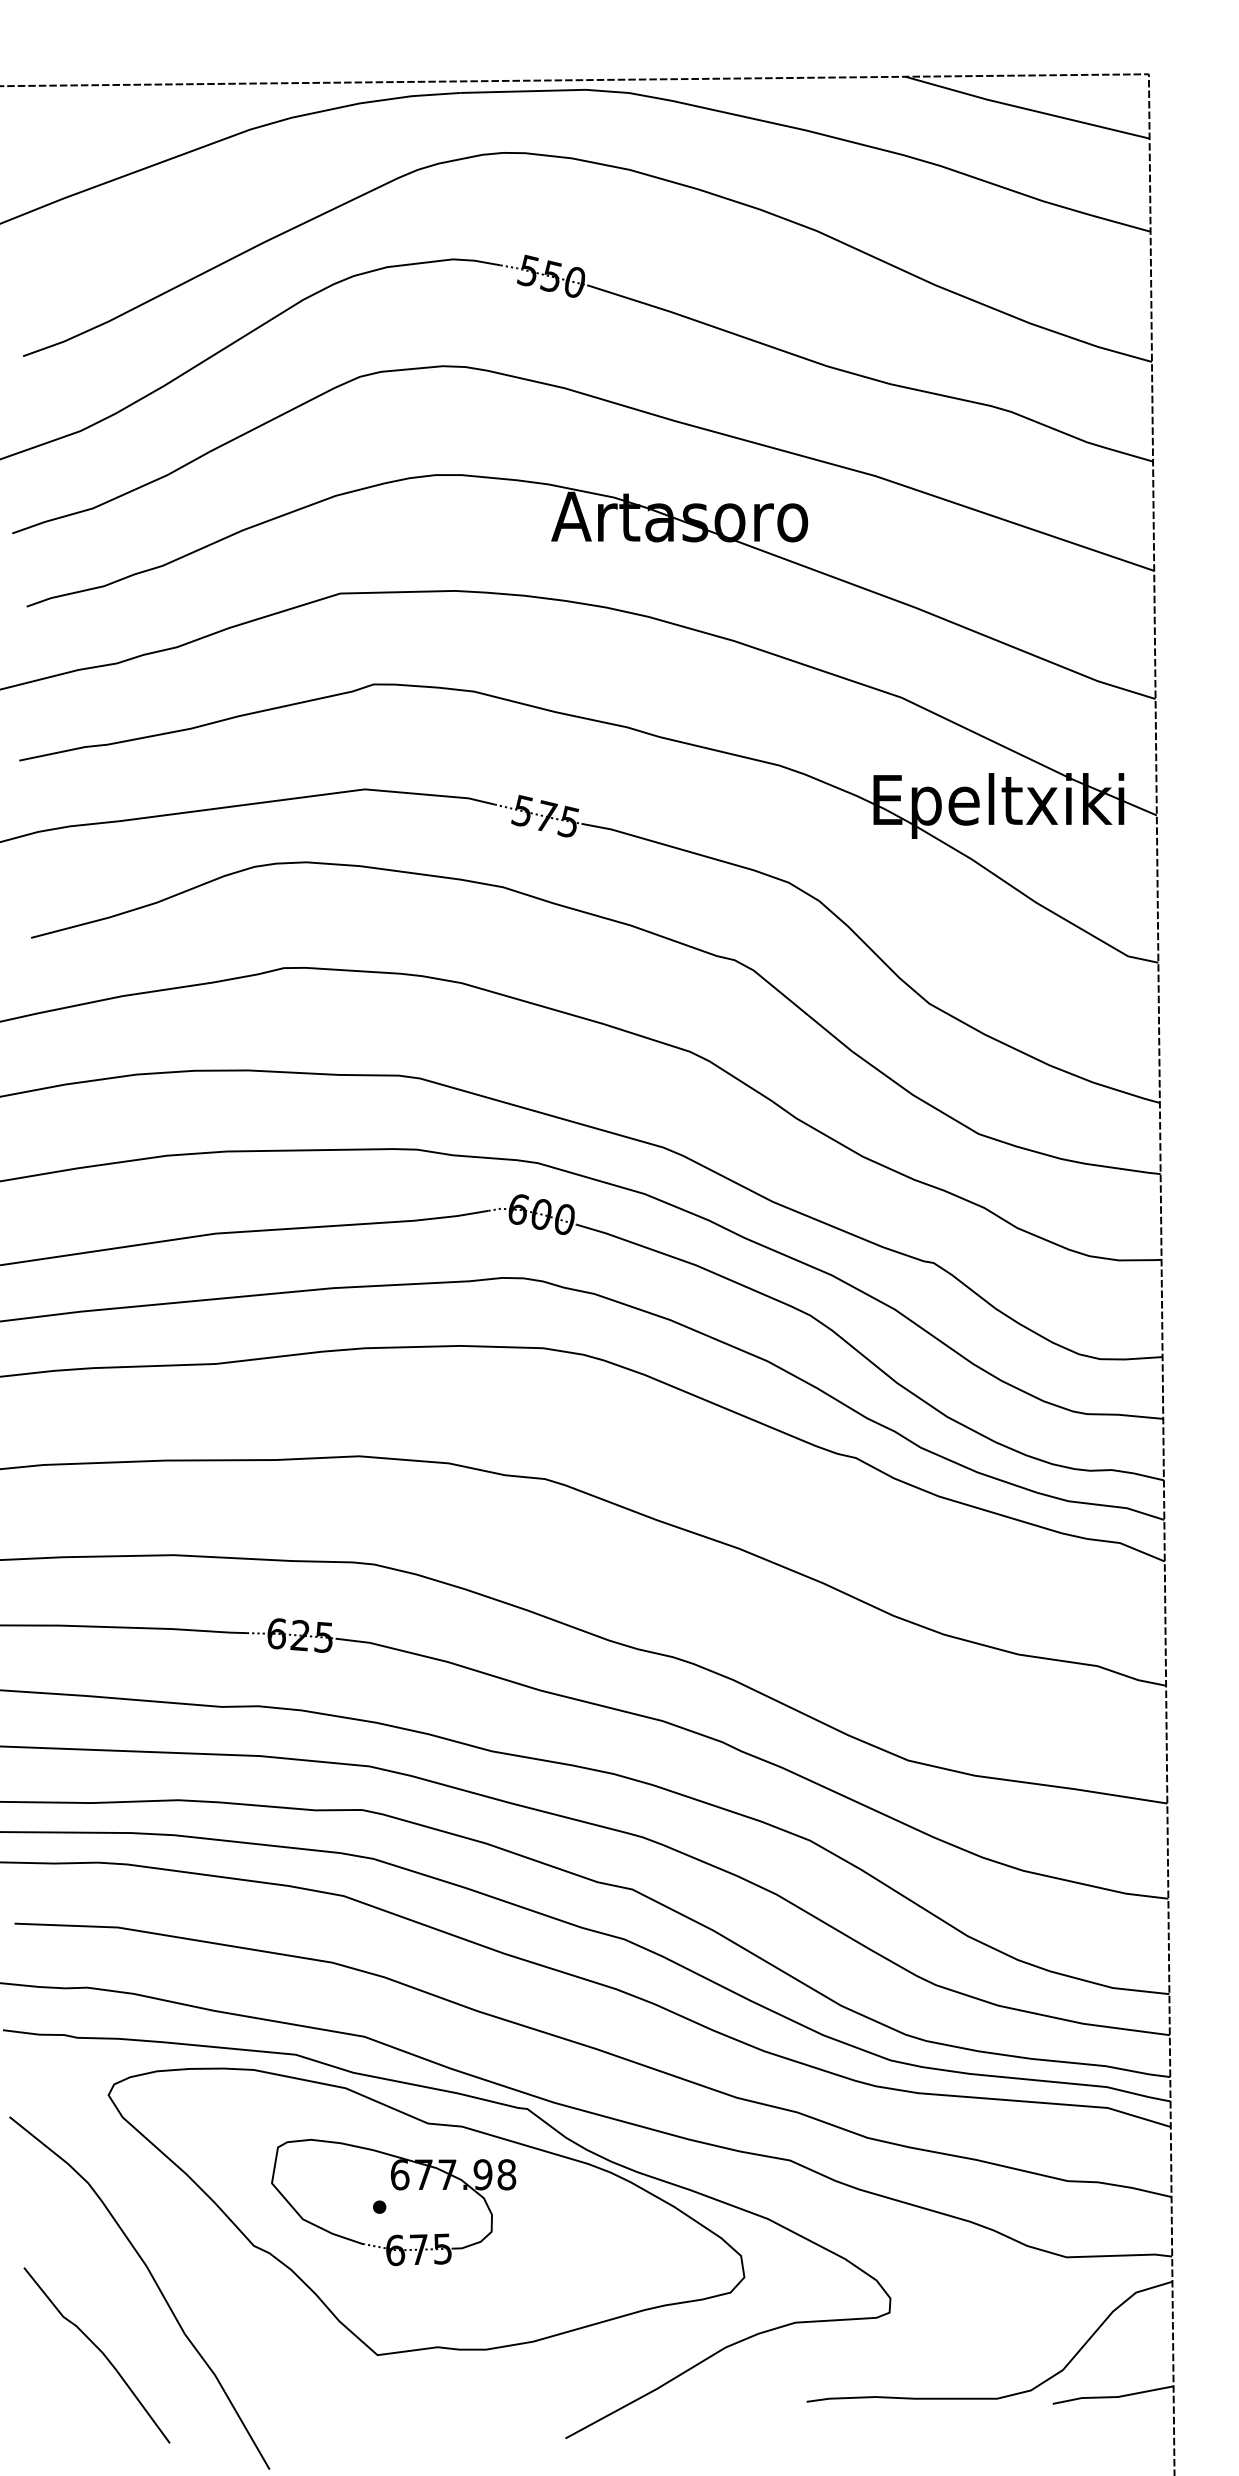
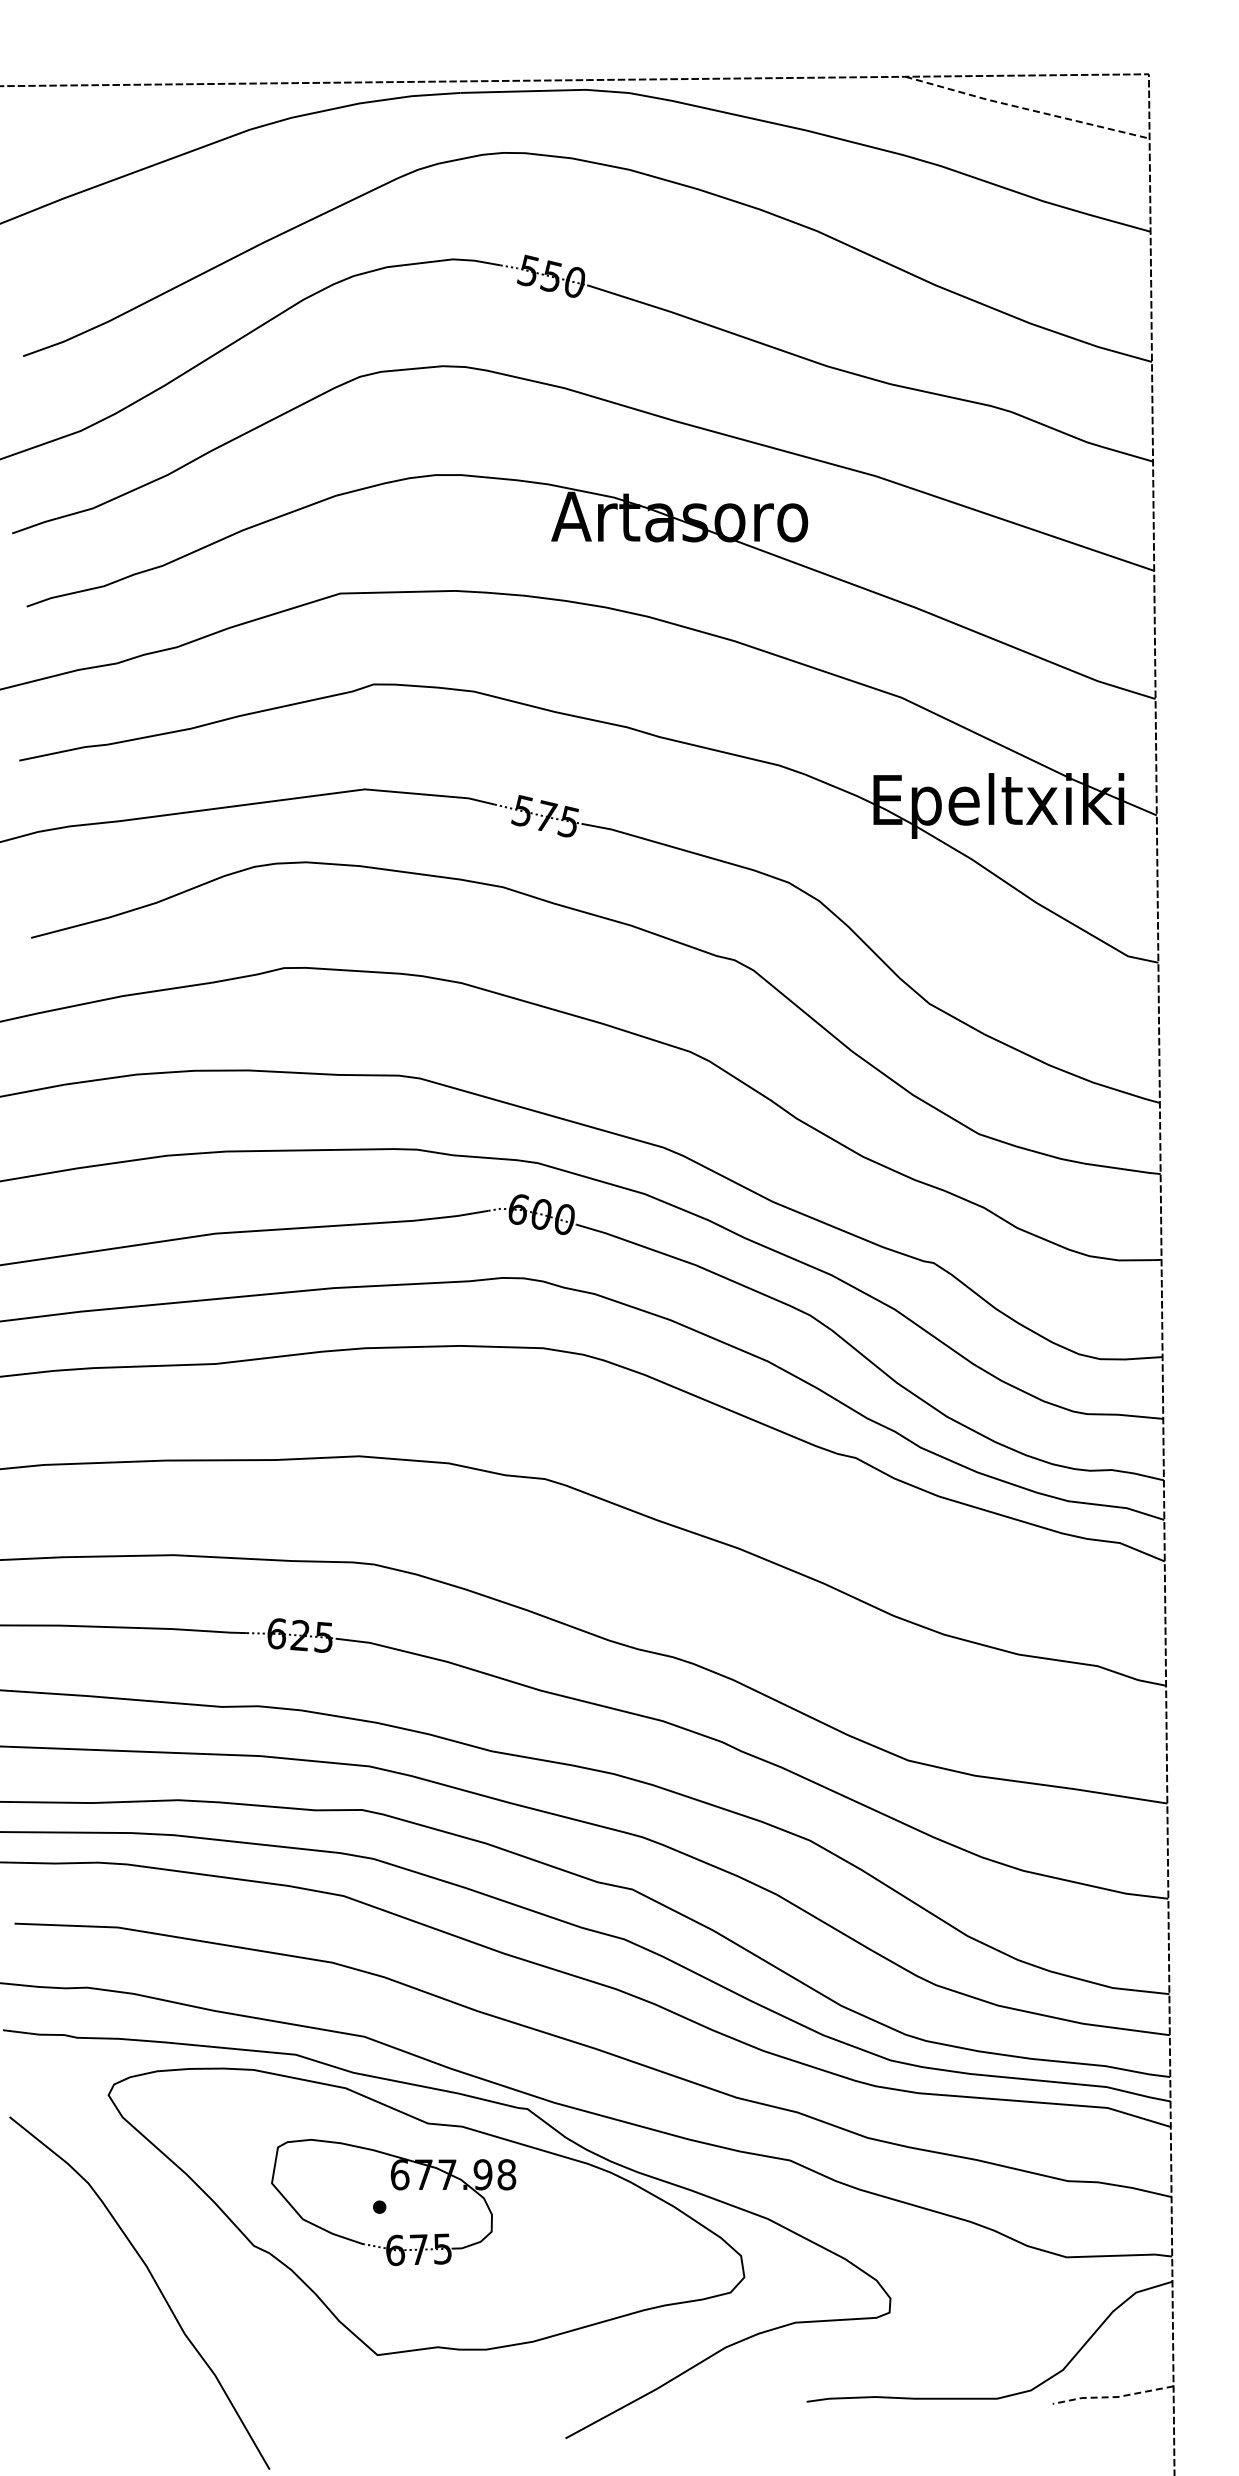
line: solid -> dashed (1027, 109)
curve: present -> none (99, 2351)
line: solid -> dashed (1113, 2397)
